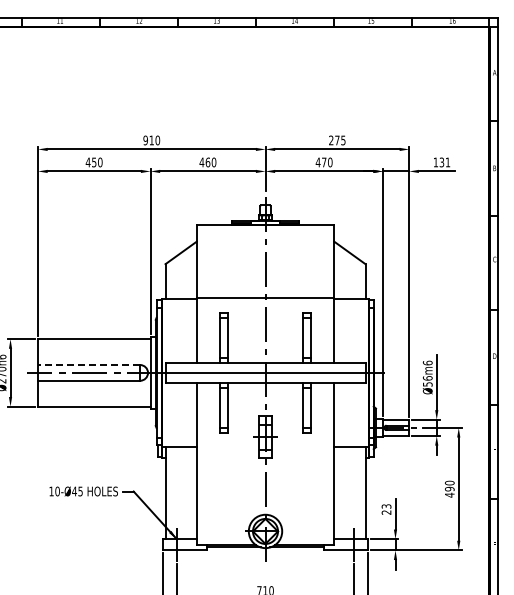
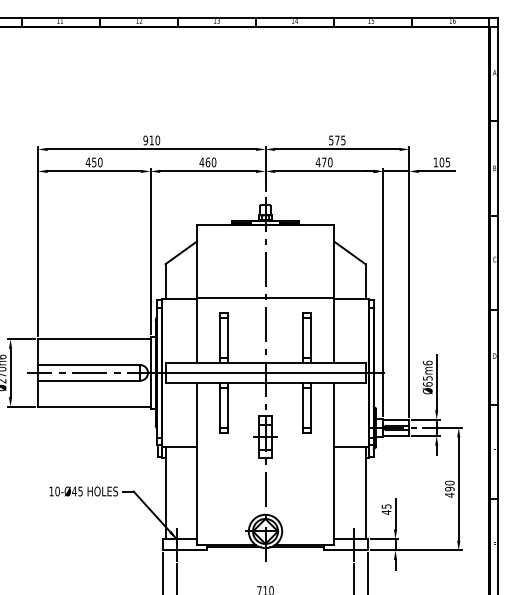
text: 275 -> 575 (331, 140)
text: 131 -> 105 (444, 162)
line: dashed -> solid (88, 365)
text: Ø56m6 -> Ø65m6 (427, 381)
text: 23 -> 45 (386, 509)
